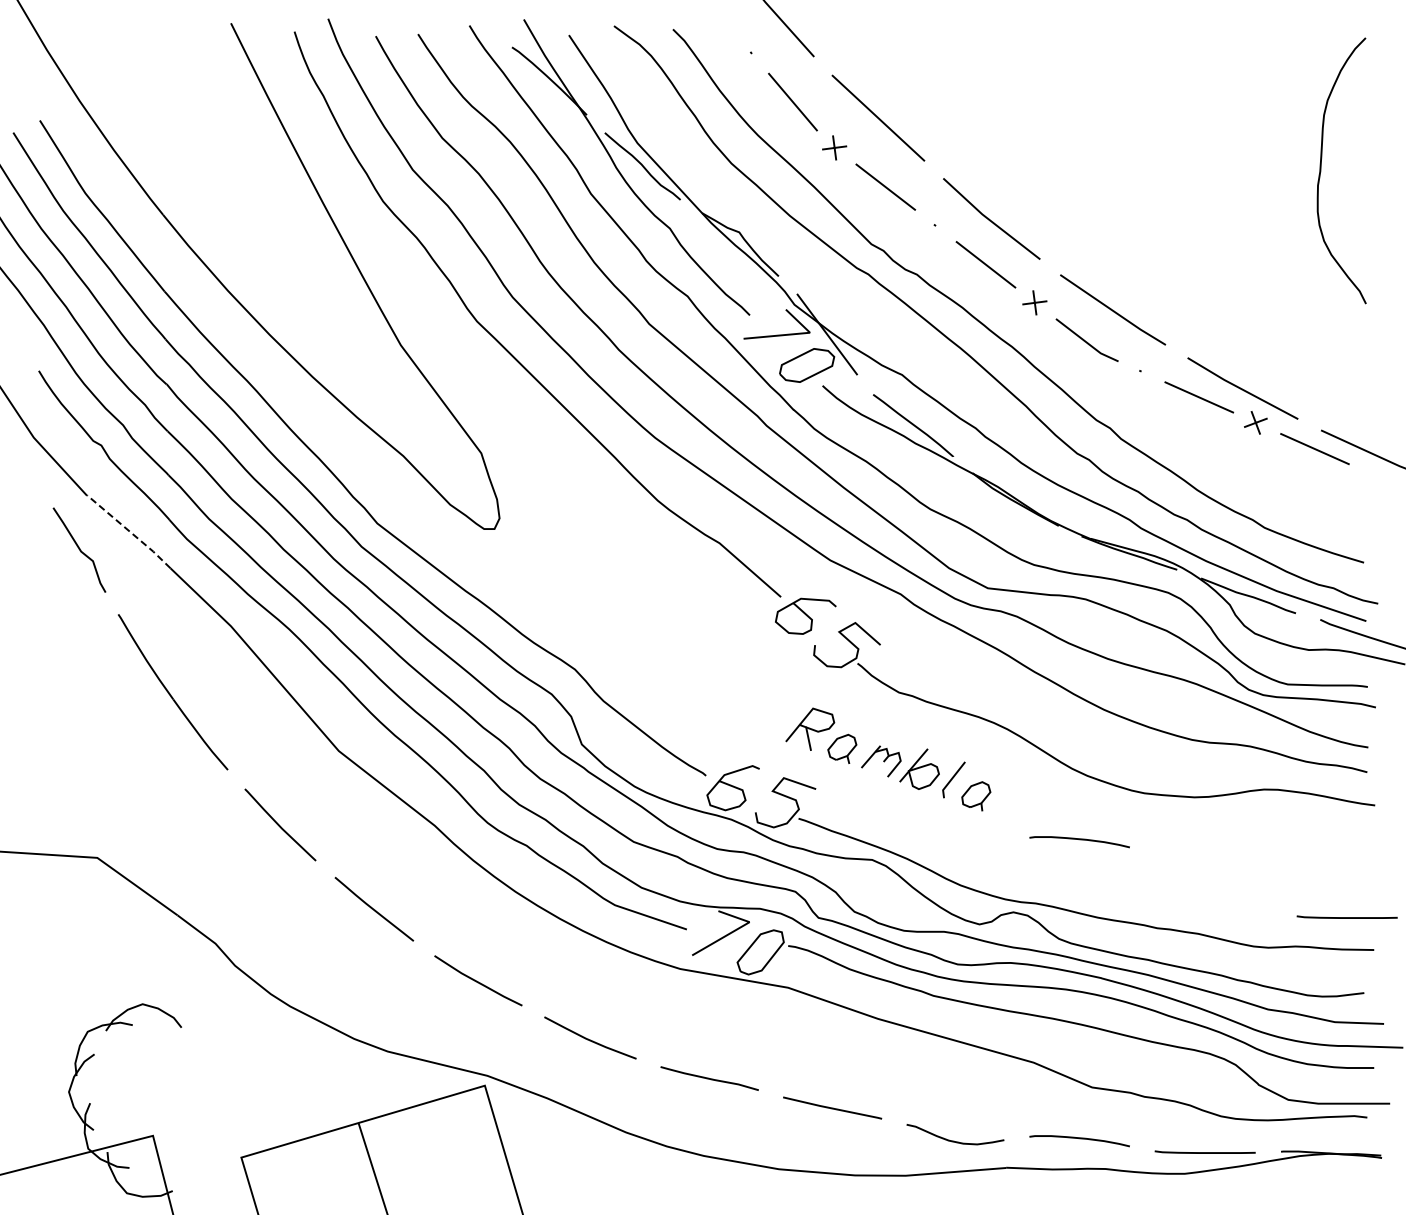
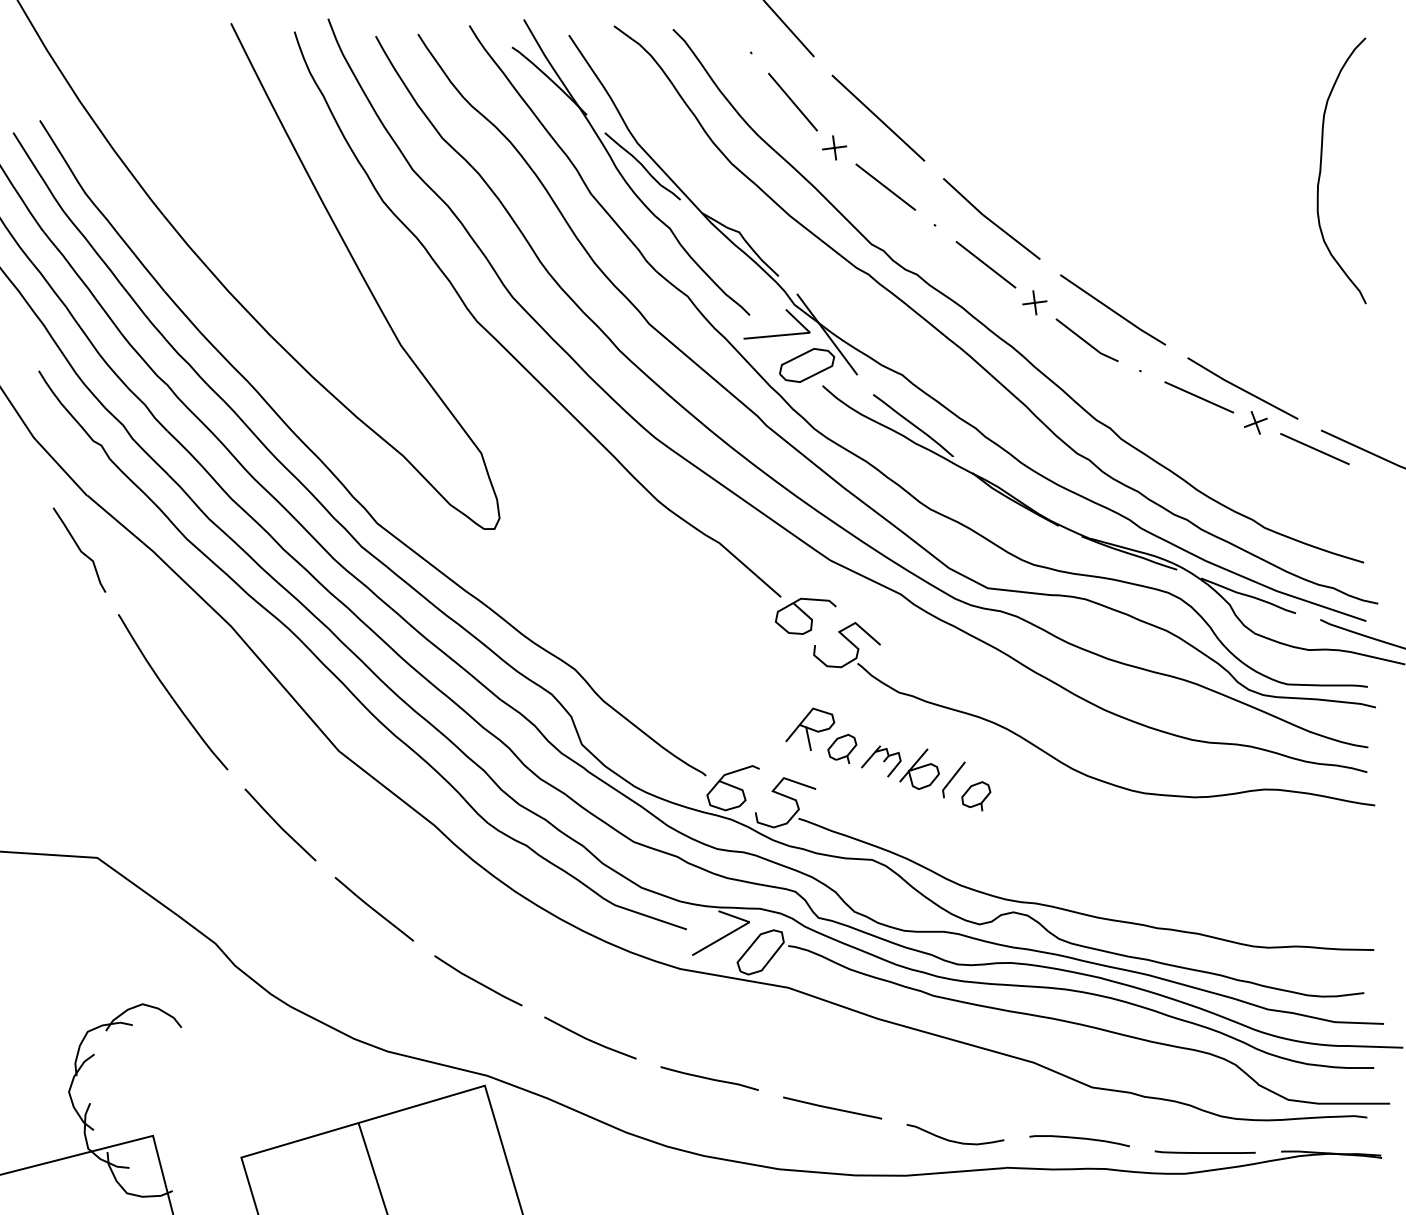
line: dashed -> solid (129, 531)
curve: present -> none (1079, 840)
curve: present -> none (1346, 917)
